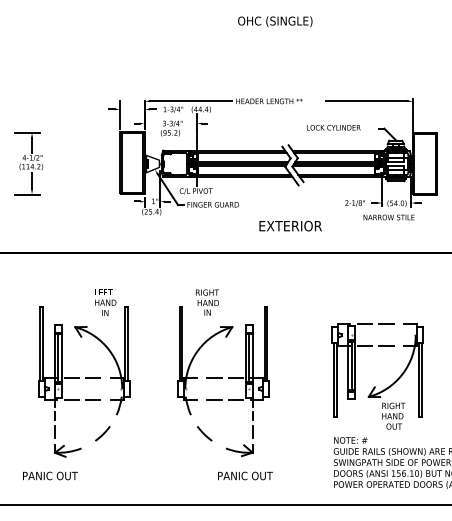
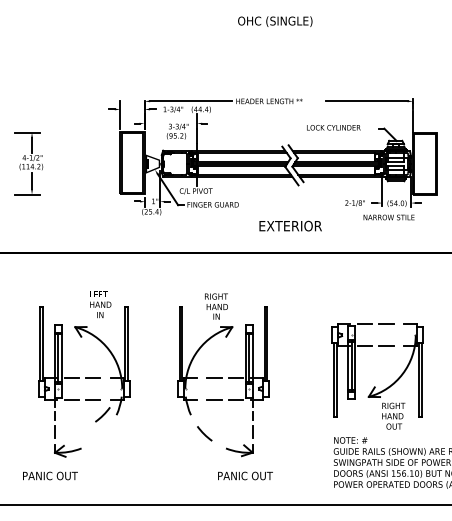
text position: (171, 128) -> (177, 131) (177, 131)
text position: (105, 302) -> (100, 304) (100, 304)
text position: (207, 302) -> (216, 306) (216, 306)
line position: (102, 433) -> (102, 414) (102, 414)
